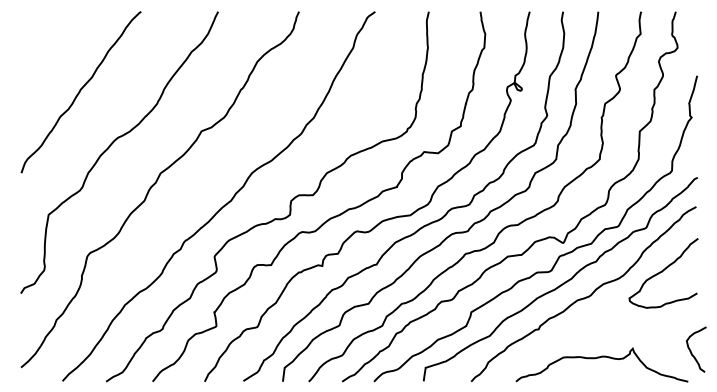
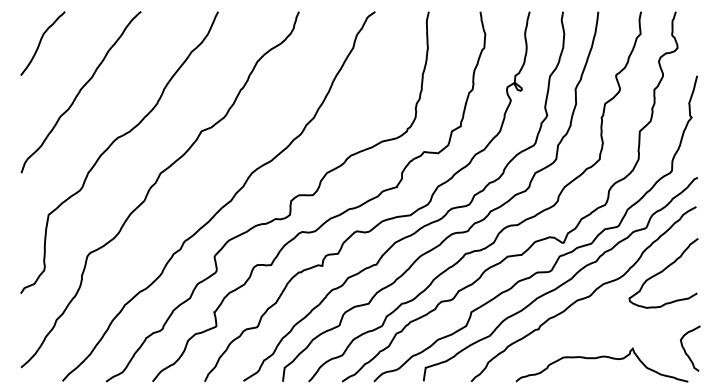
curve: none -> present (40, 43)
curve position: (691, 350) -> (685, 349) (685, 349)
